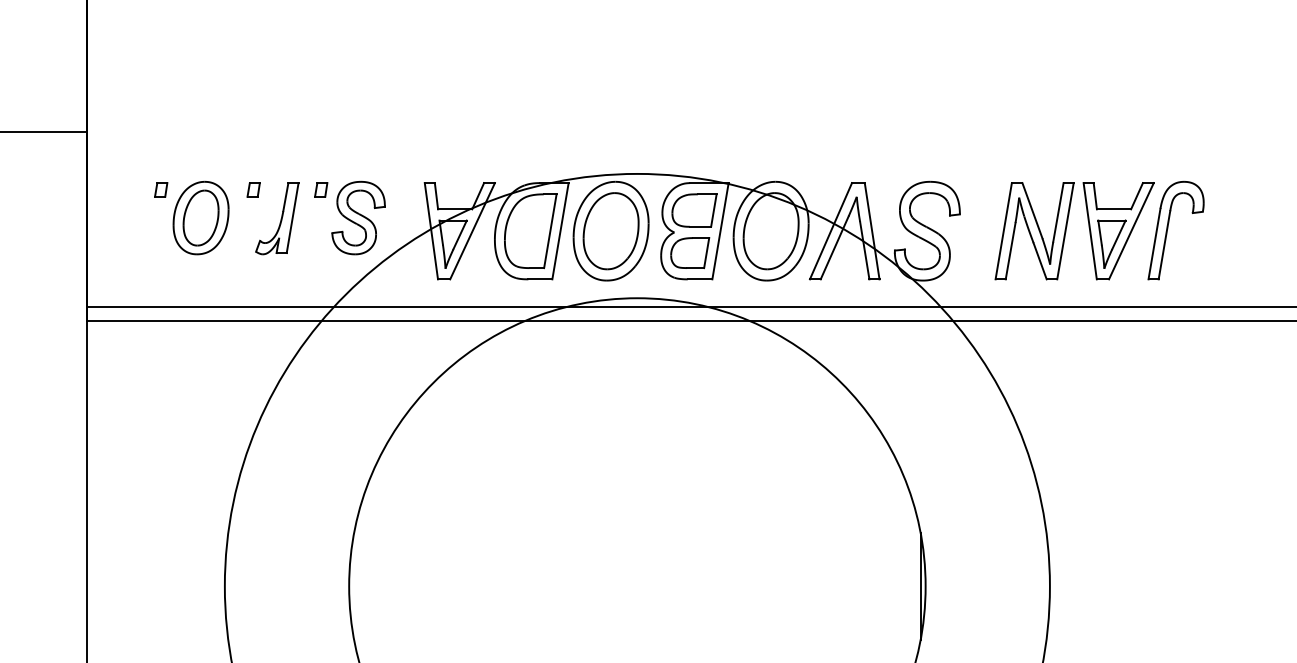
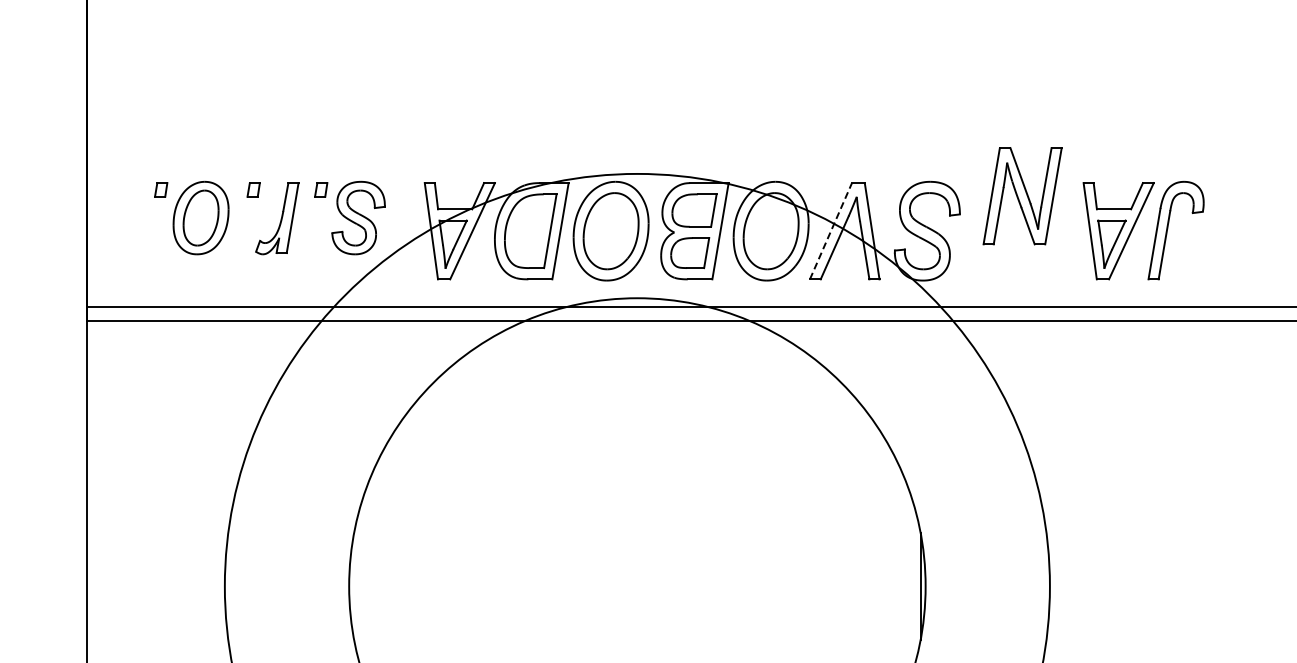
line: present -> none (44, 132)
line: solid -> dashed (830, 231)
part position: (1034, 231) -> (1022, 196) (1022, 196)
